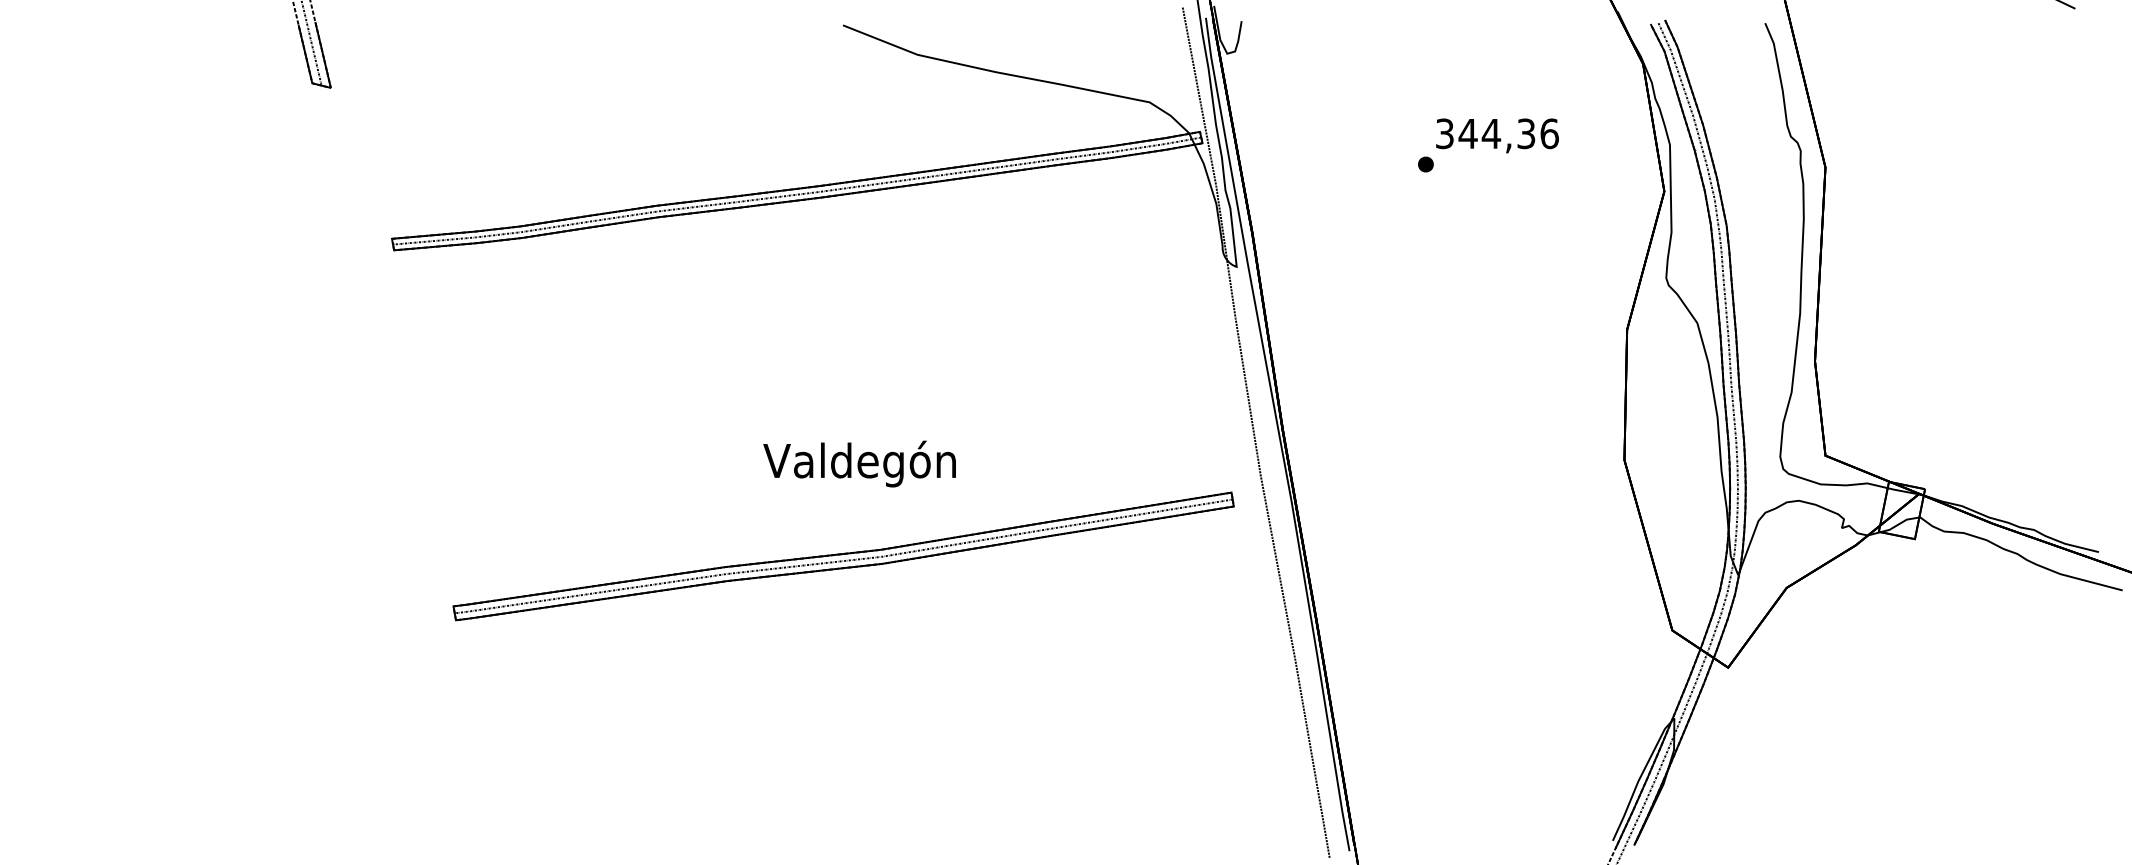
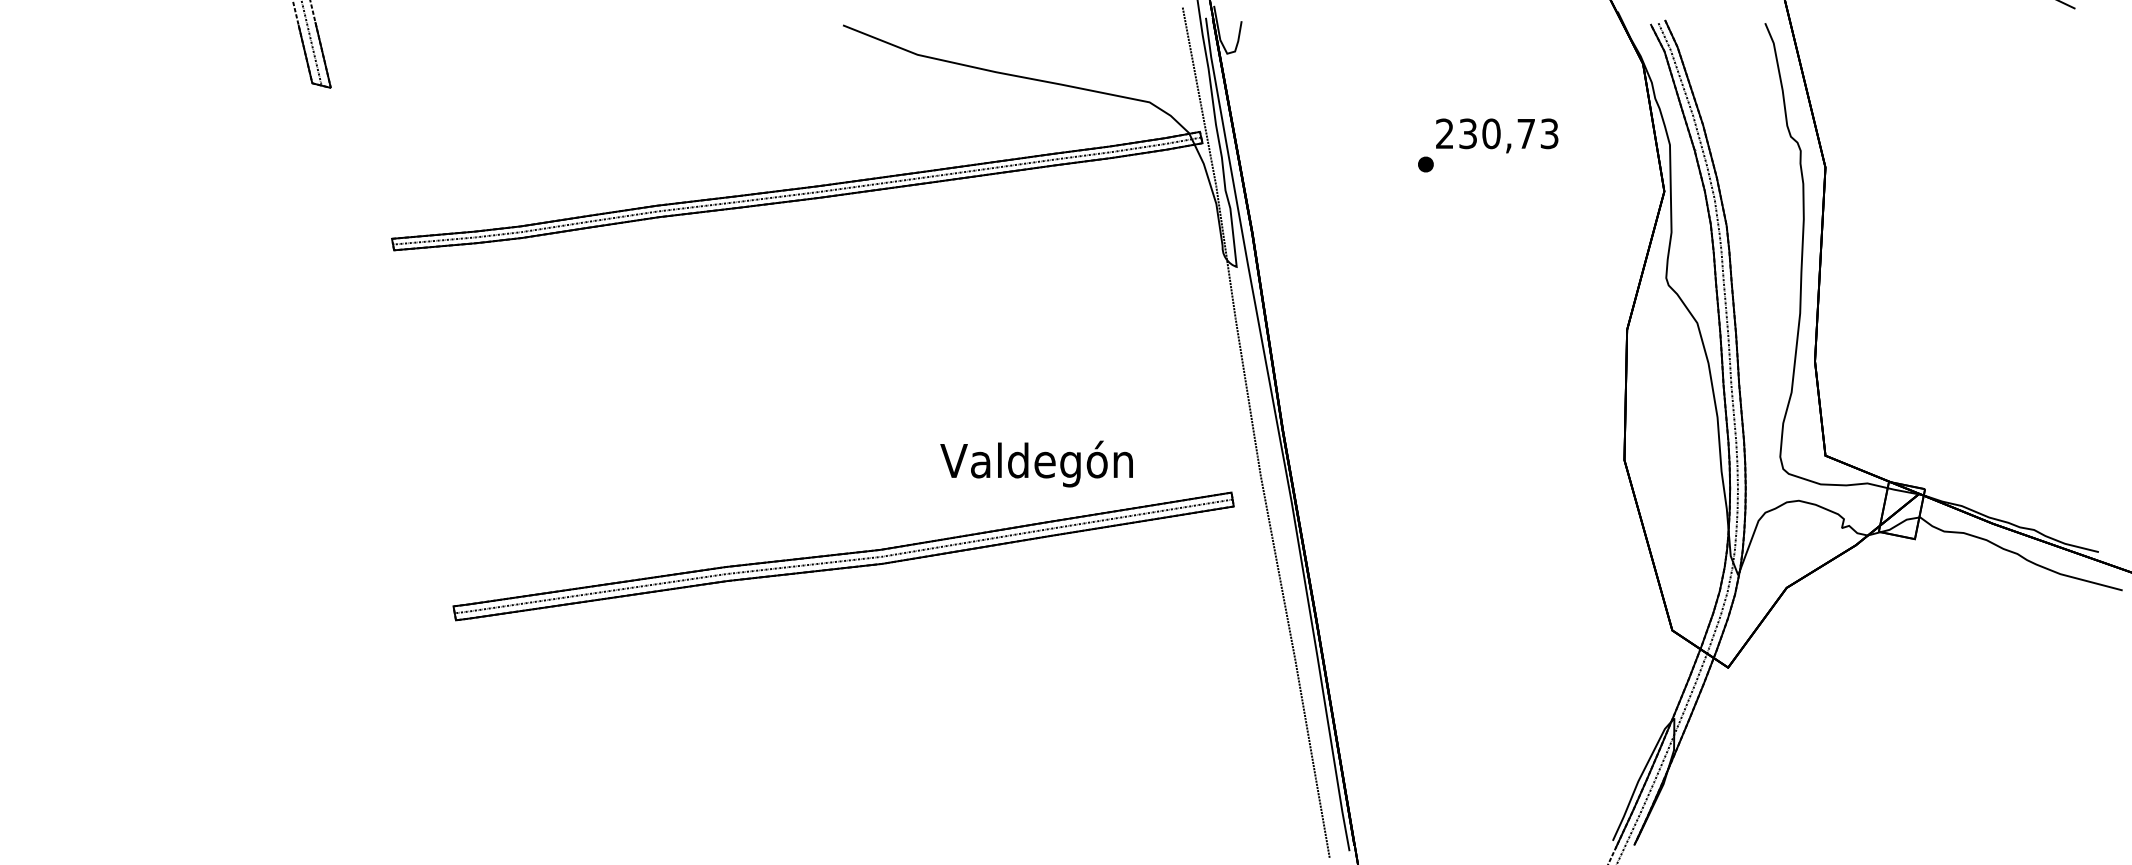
text: 344,36 -> 230,73 (1497, 133)
text position: (859, 463) -> (1036, 463) (1036, 463)
